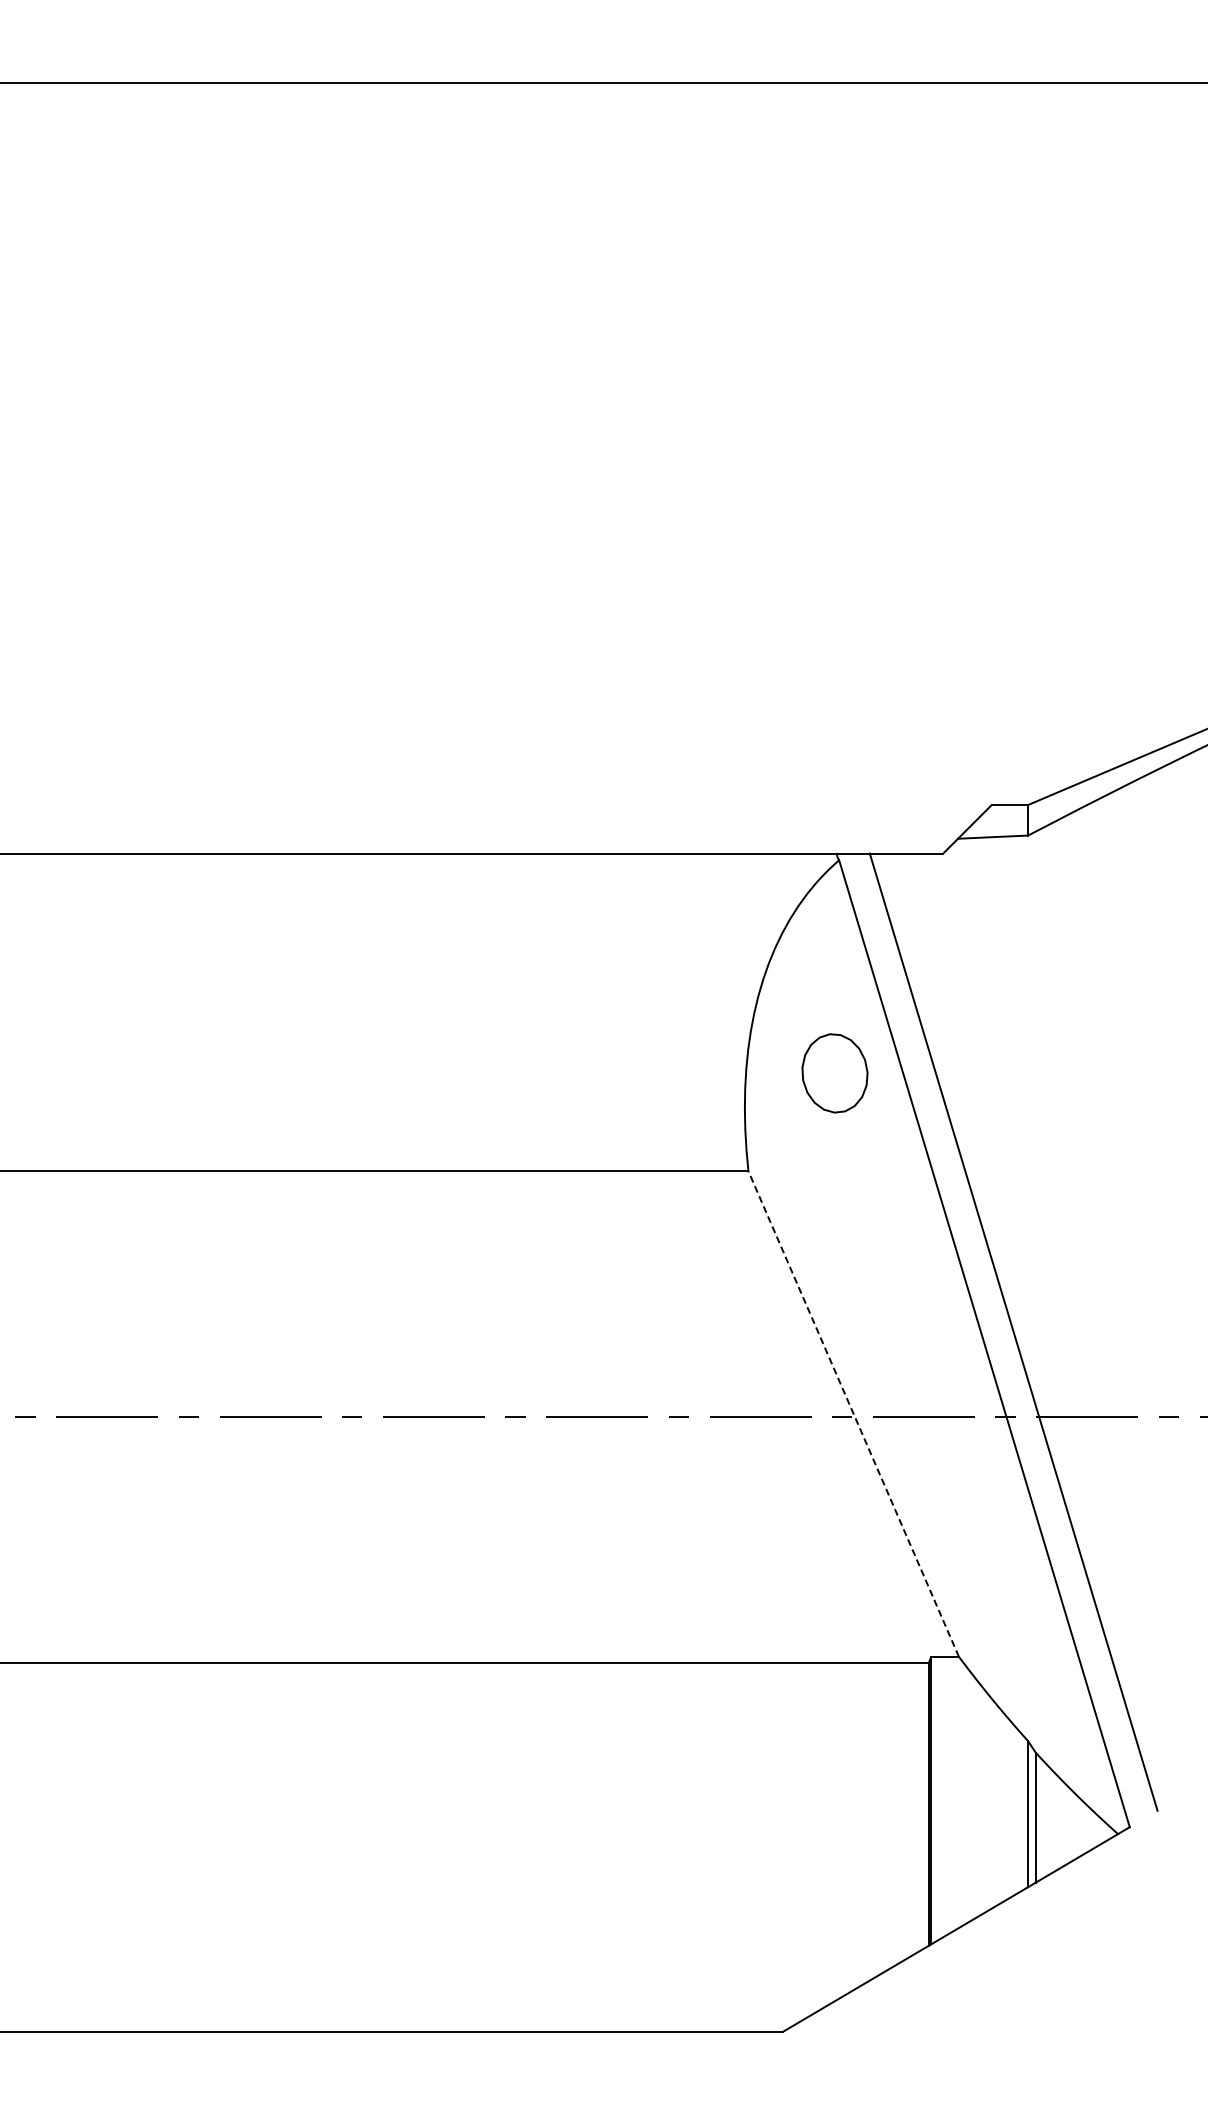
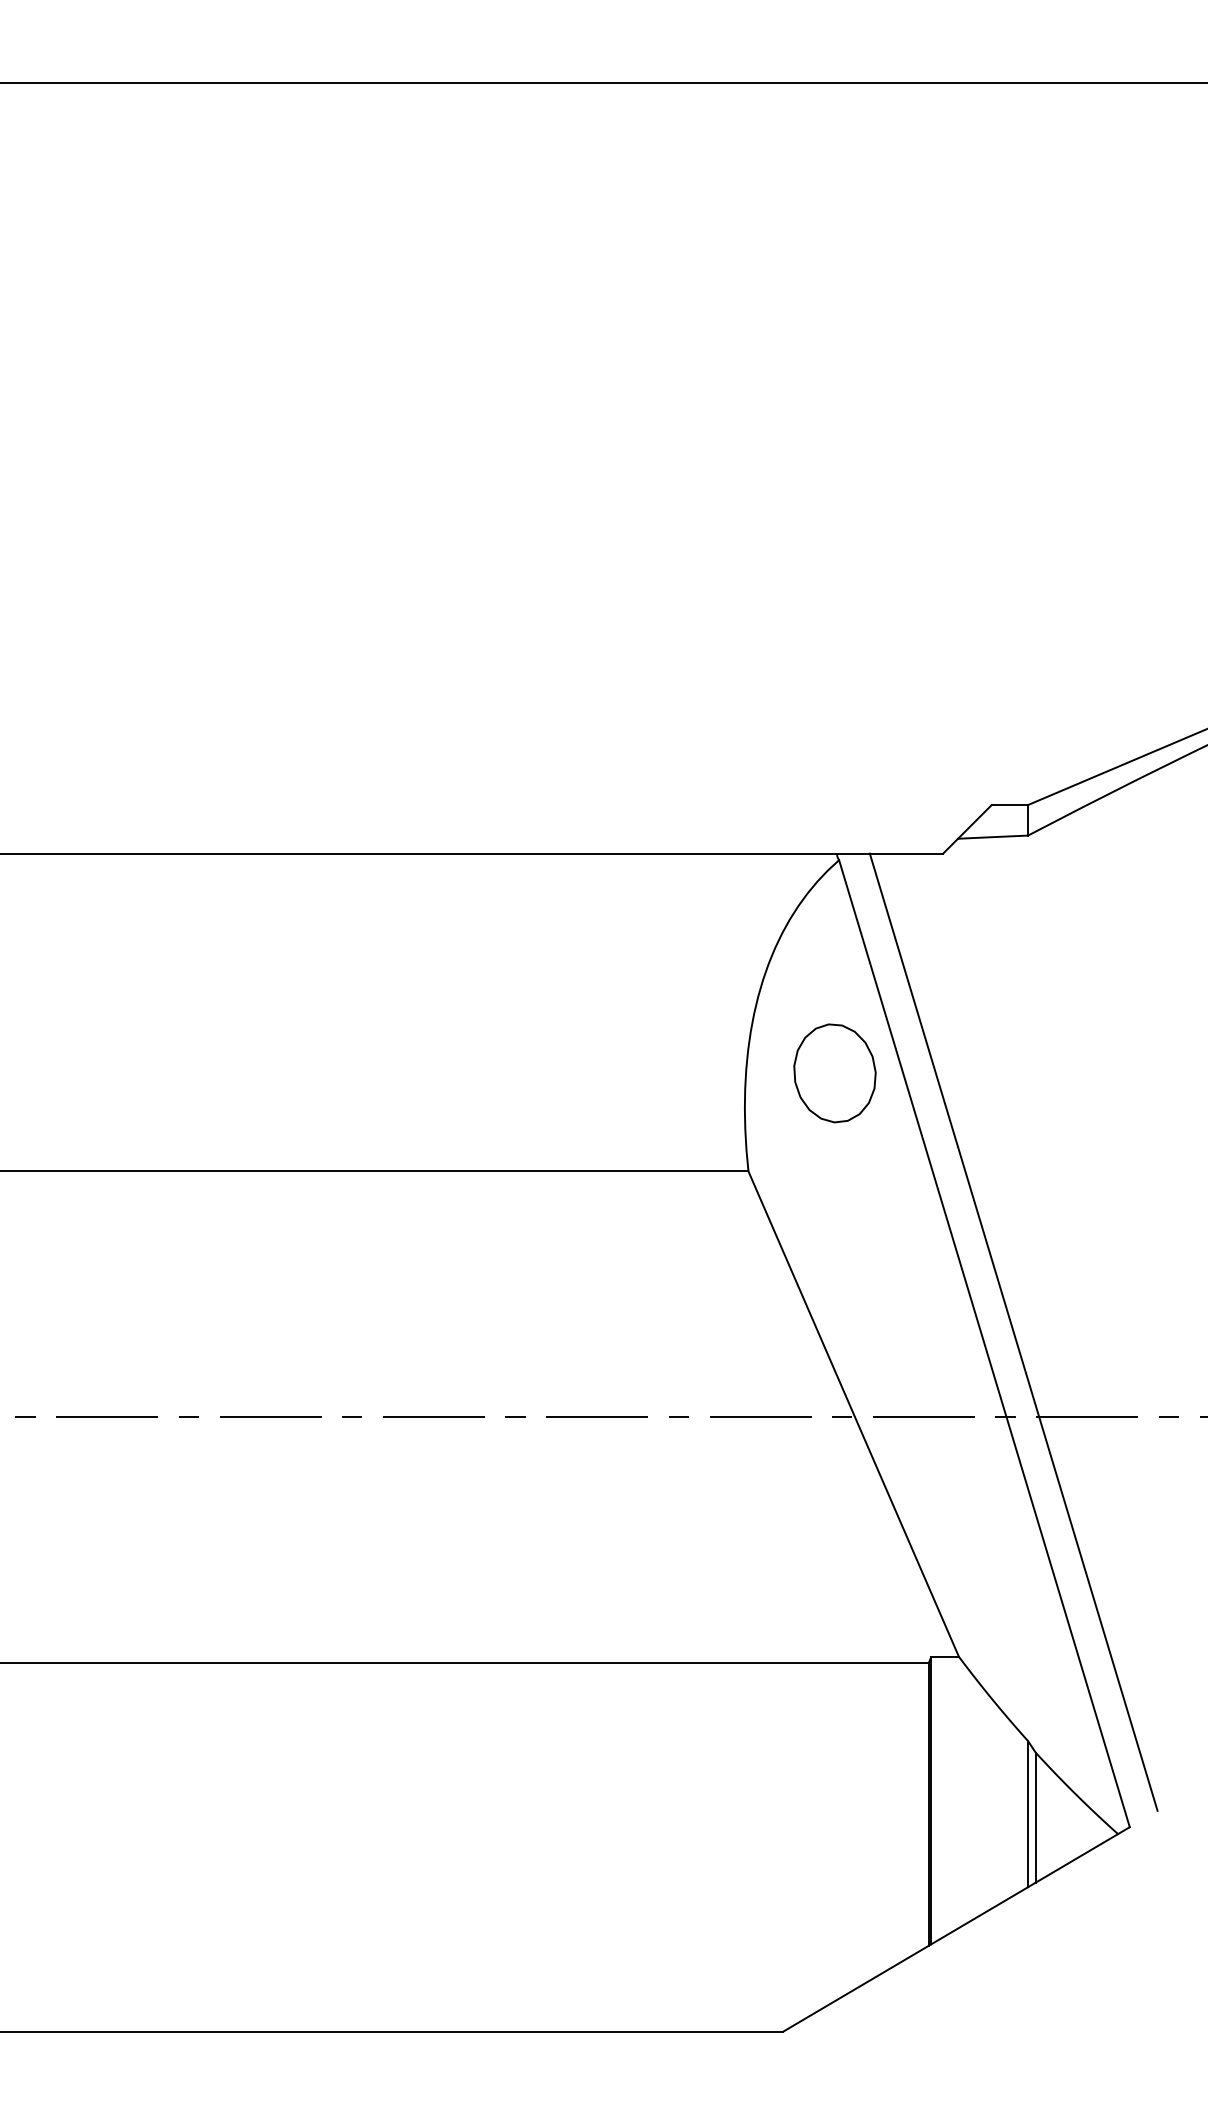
part size: 68x81 px -> 84x101 px (834, 1073)
line: dashed -> solid (853, 1414)
